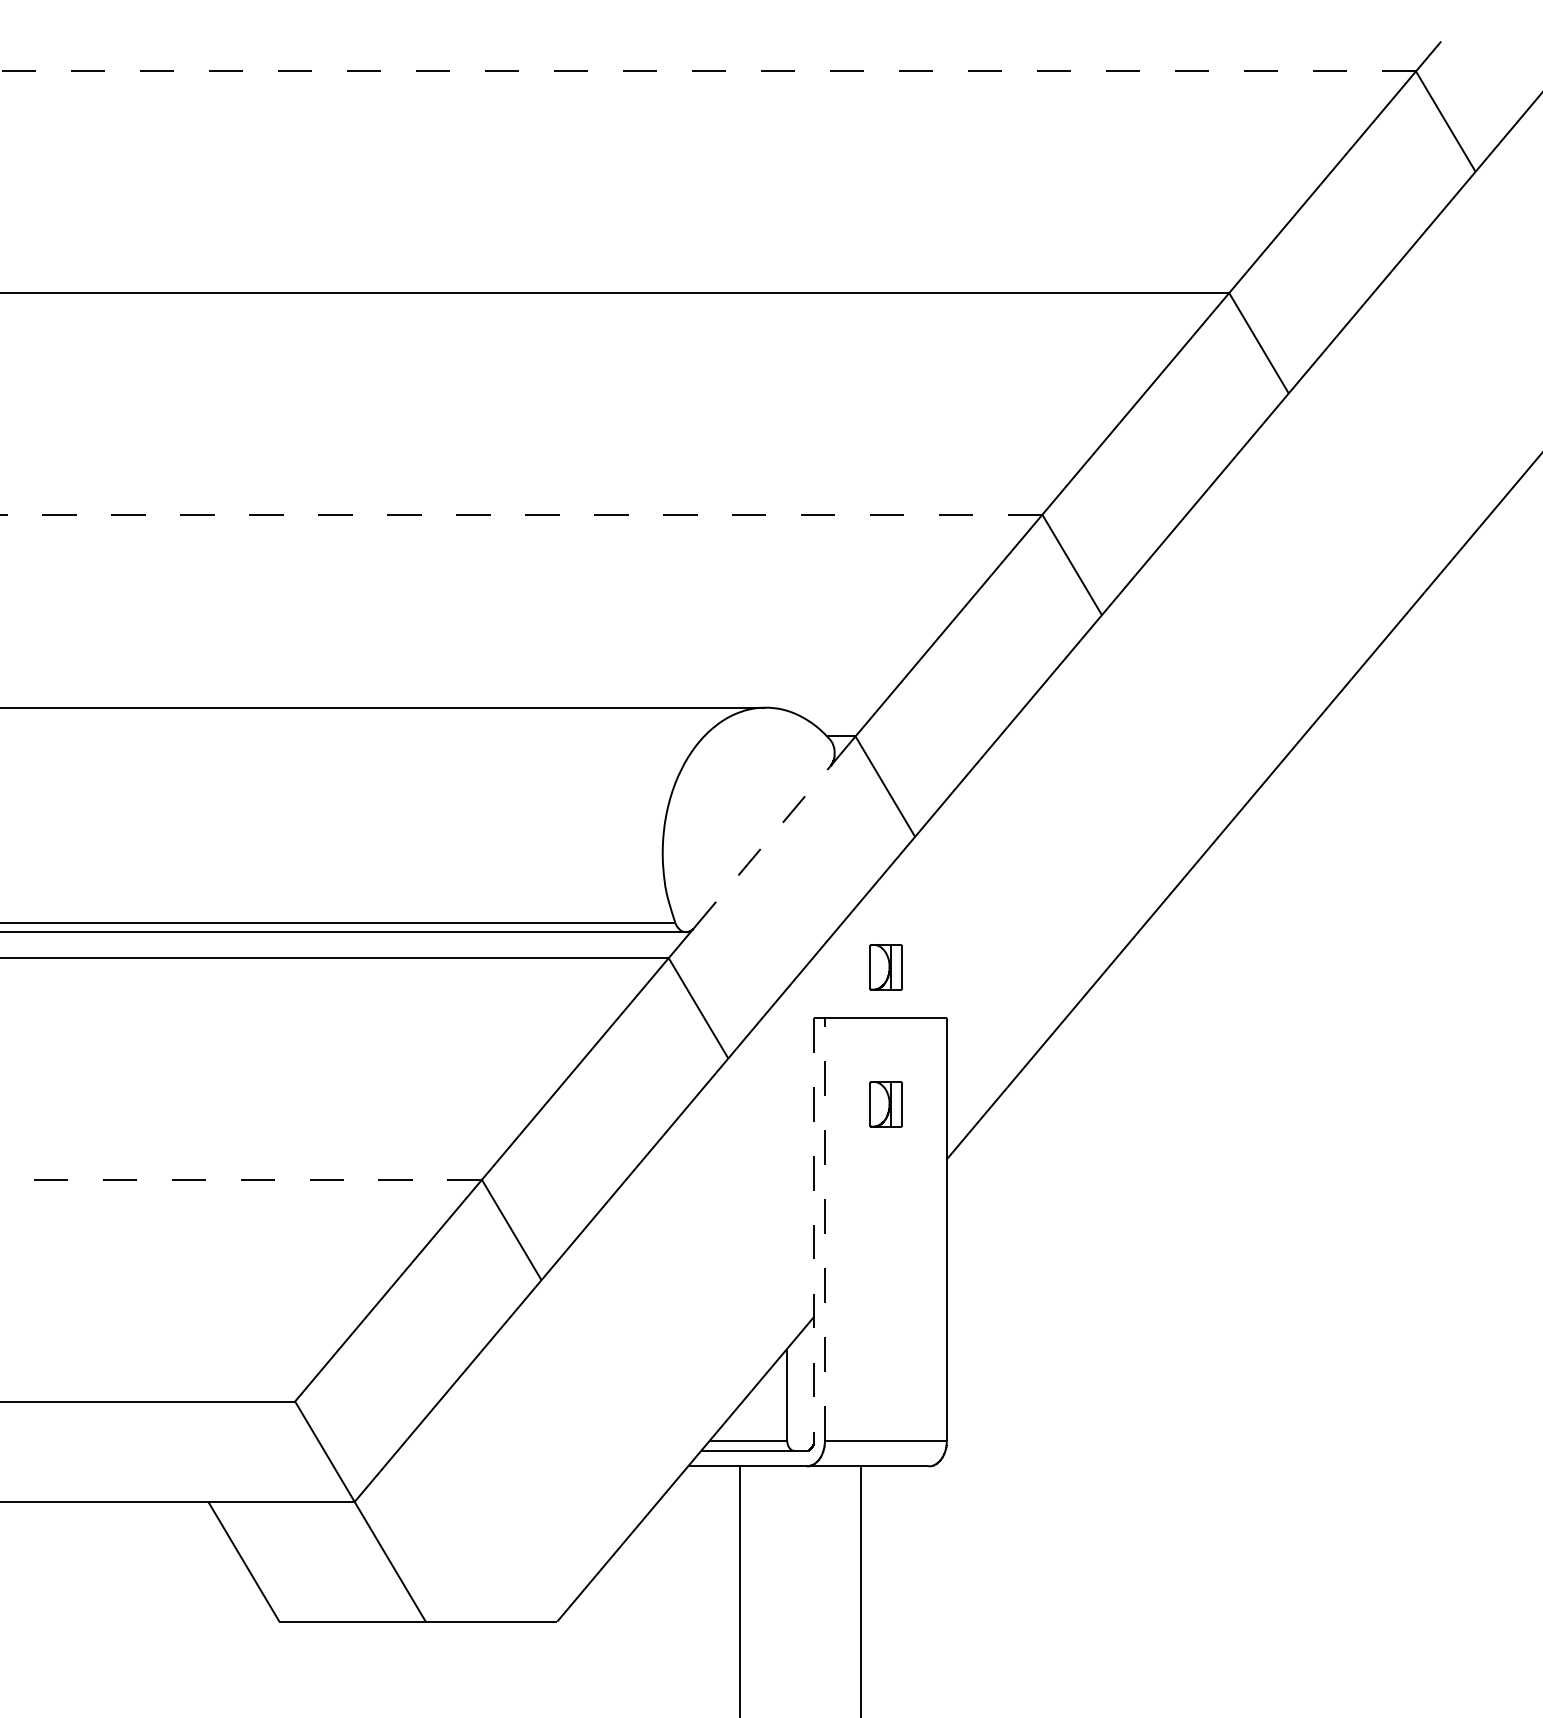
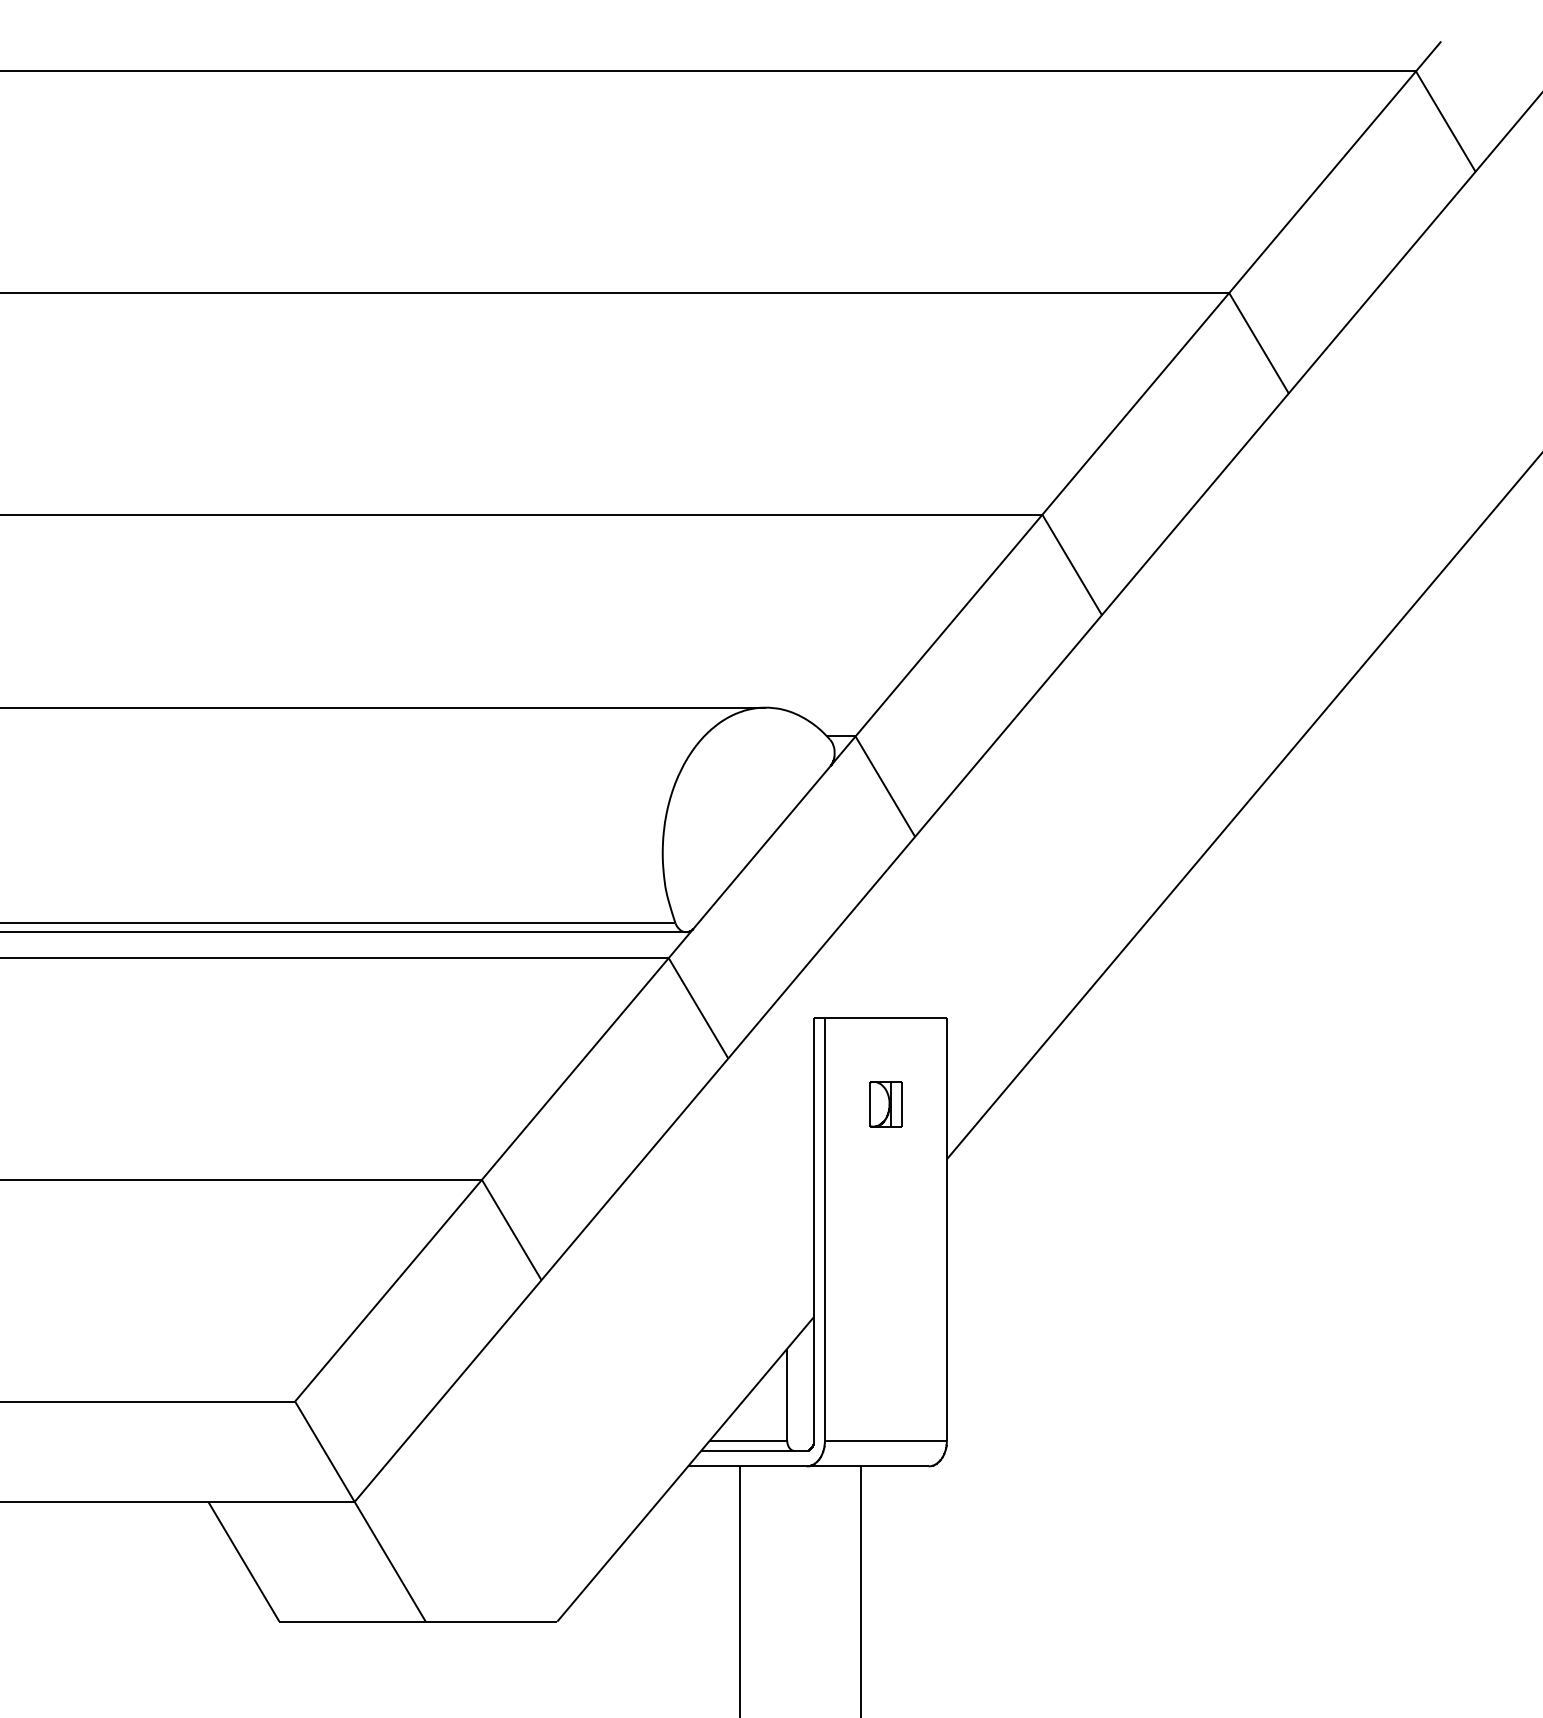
line: dashed -> solid (708, 71)
line: dashed -> solid (521, 514)
line: dashed -> solid (762, 847)
part: present -> none (885, 967)
line: dashed -> solid (240, 1179)
line: dashed -> solid (824, 1228)
line: dashed -> solid (814, 1229)
